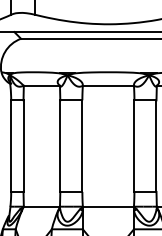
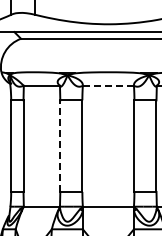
line: solid -> dashed (108, 85)
line: solid -> dashed (60, 146)
